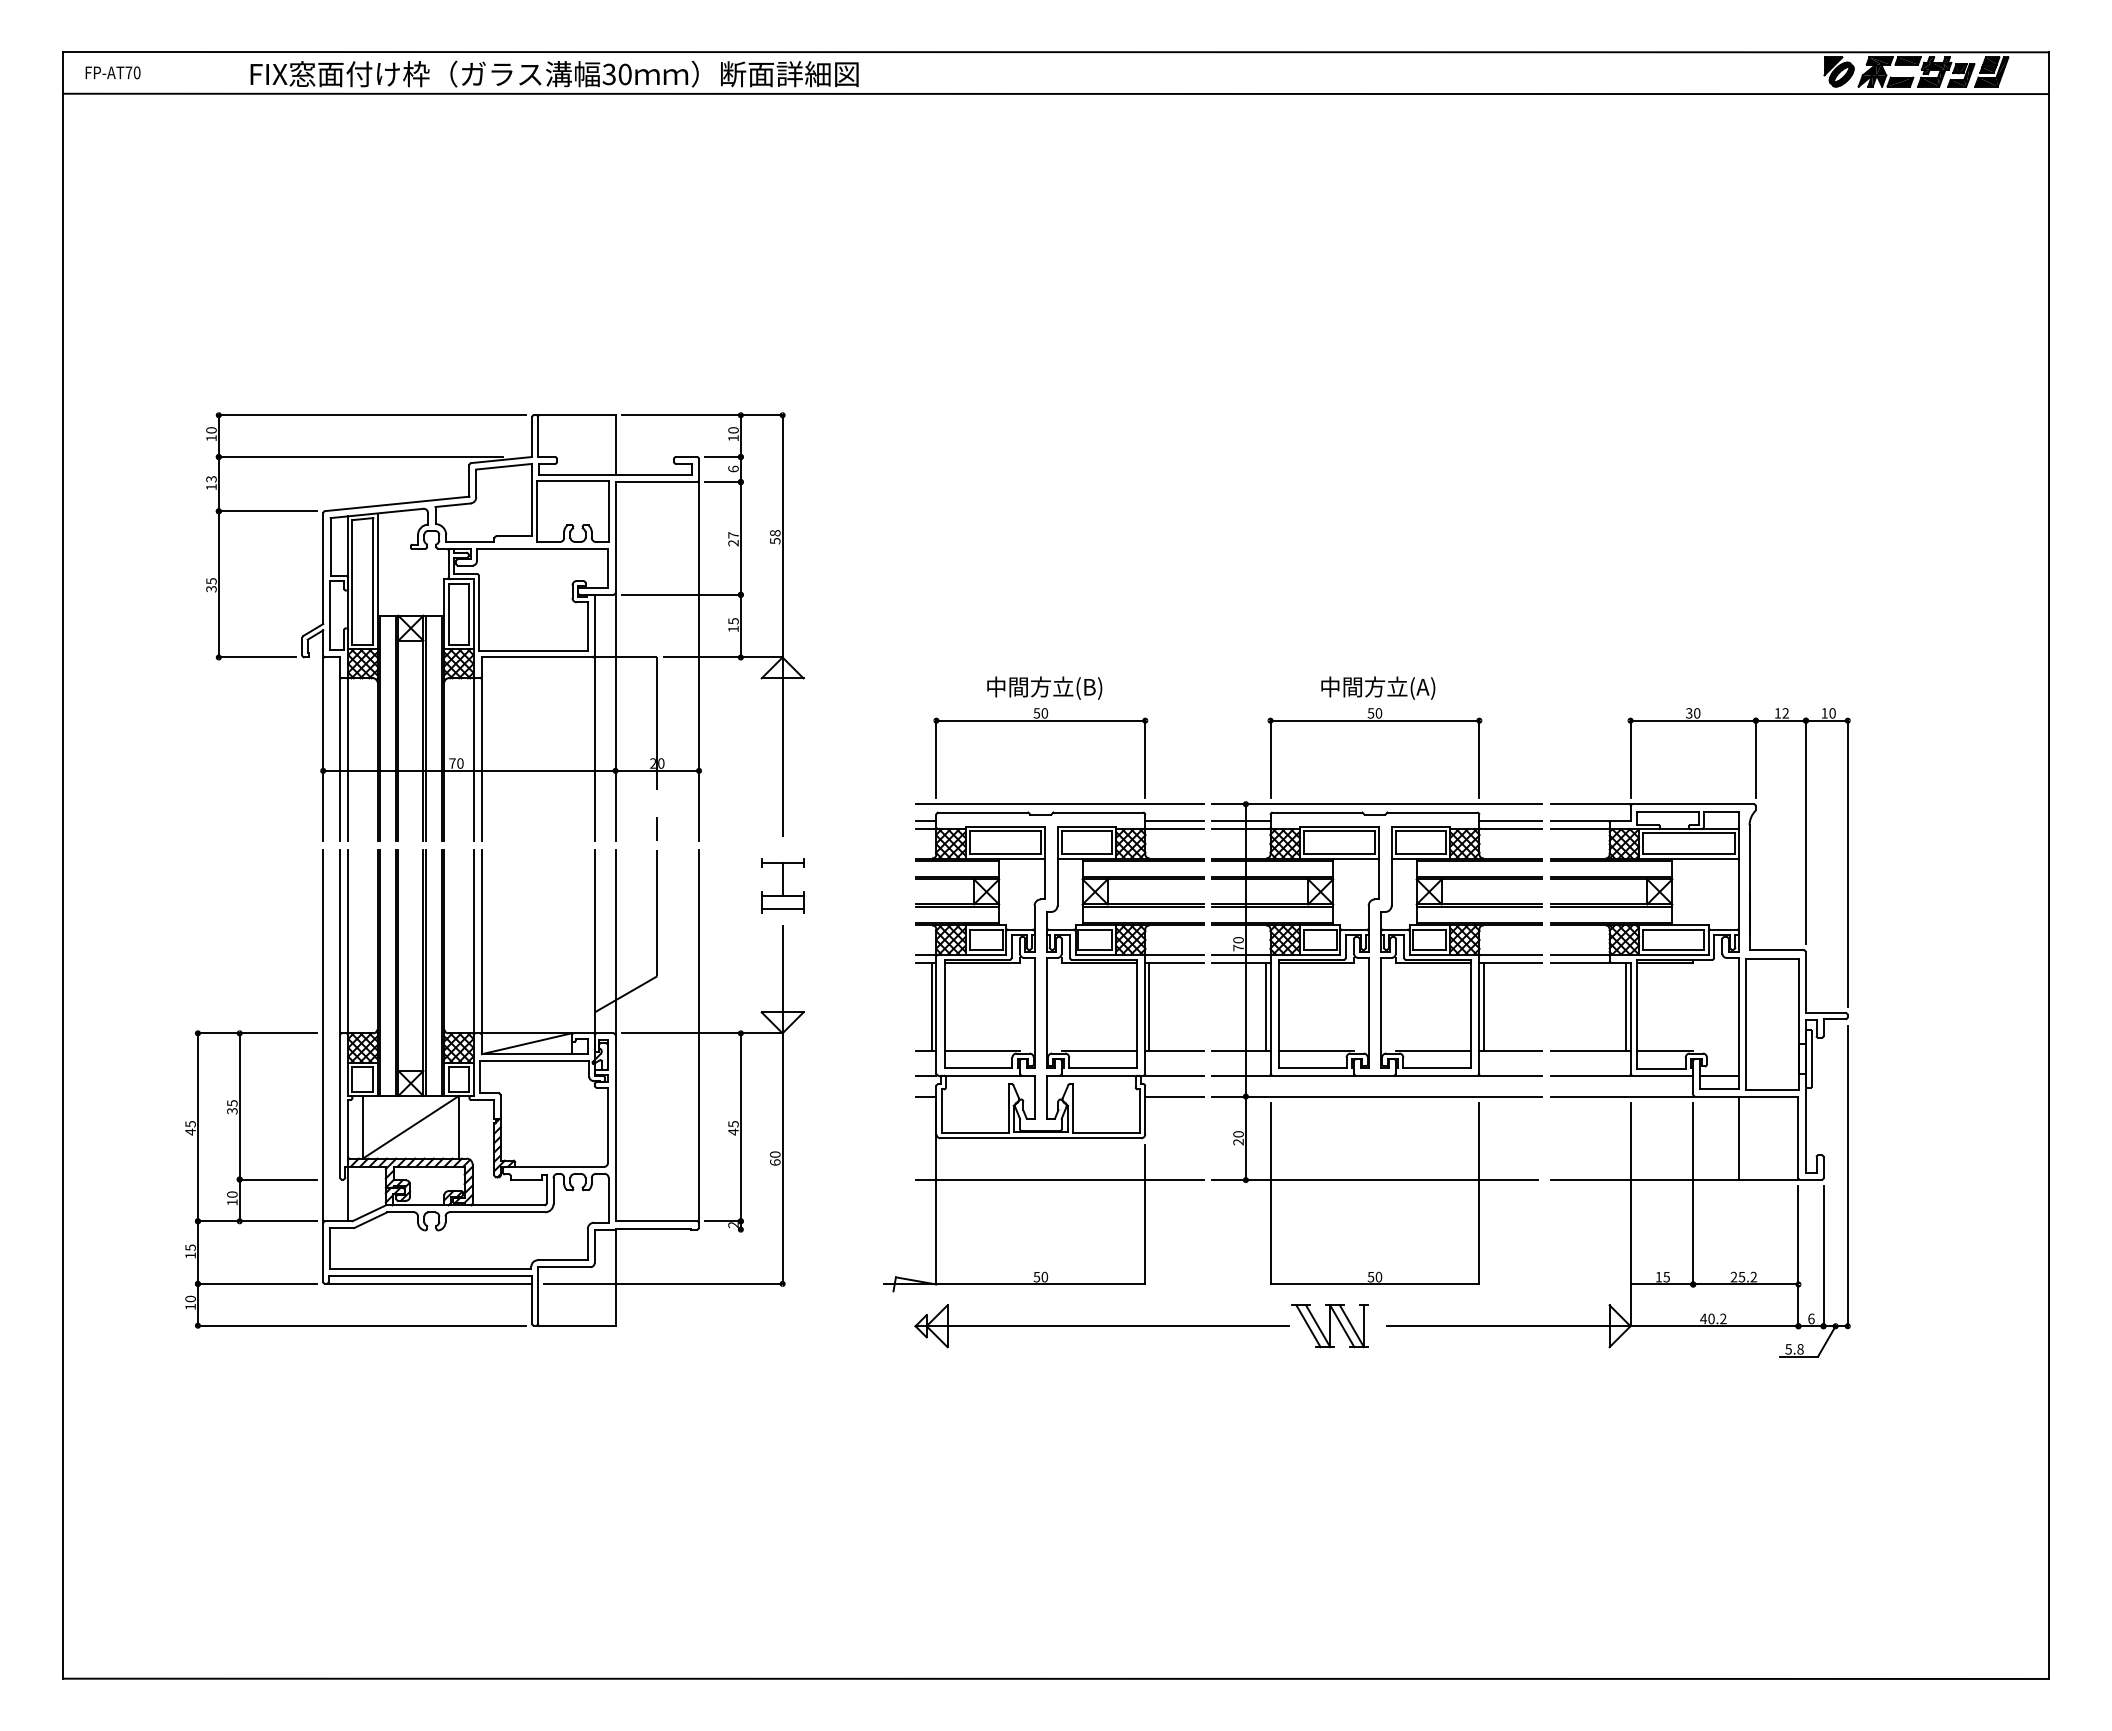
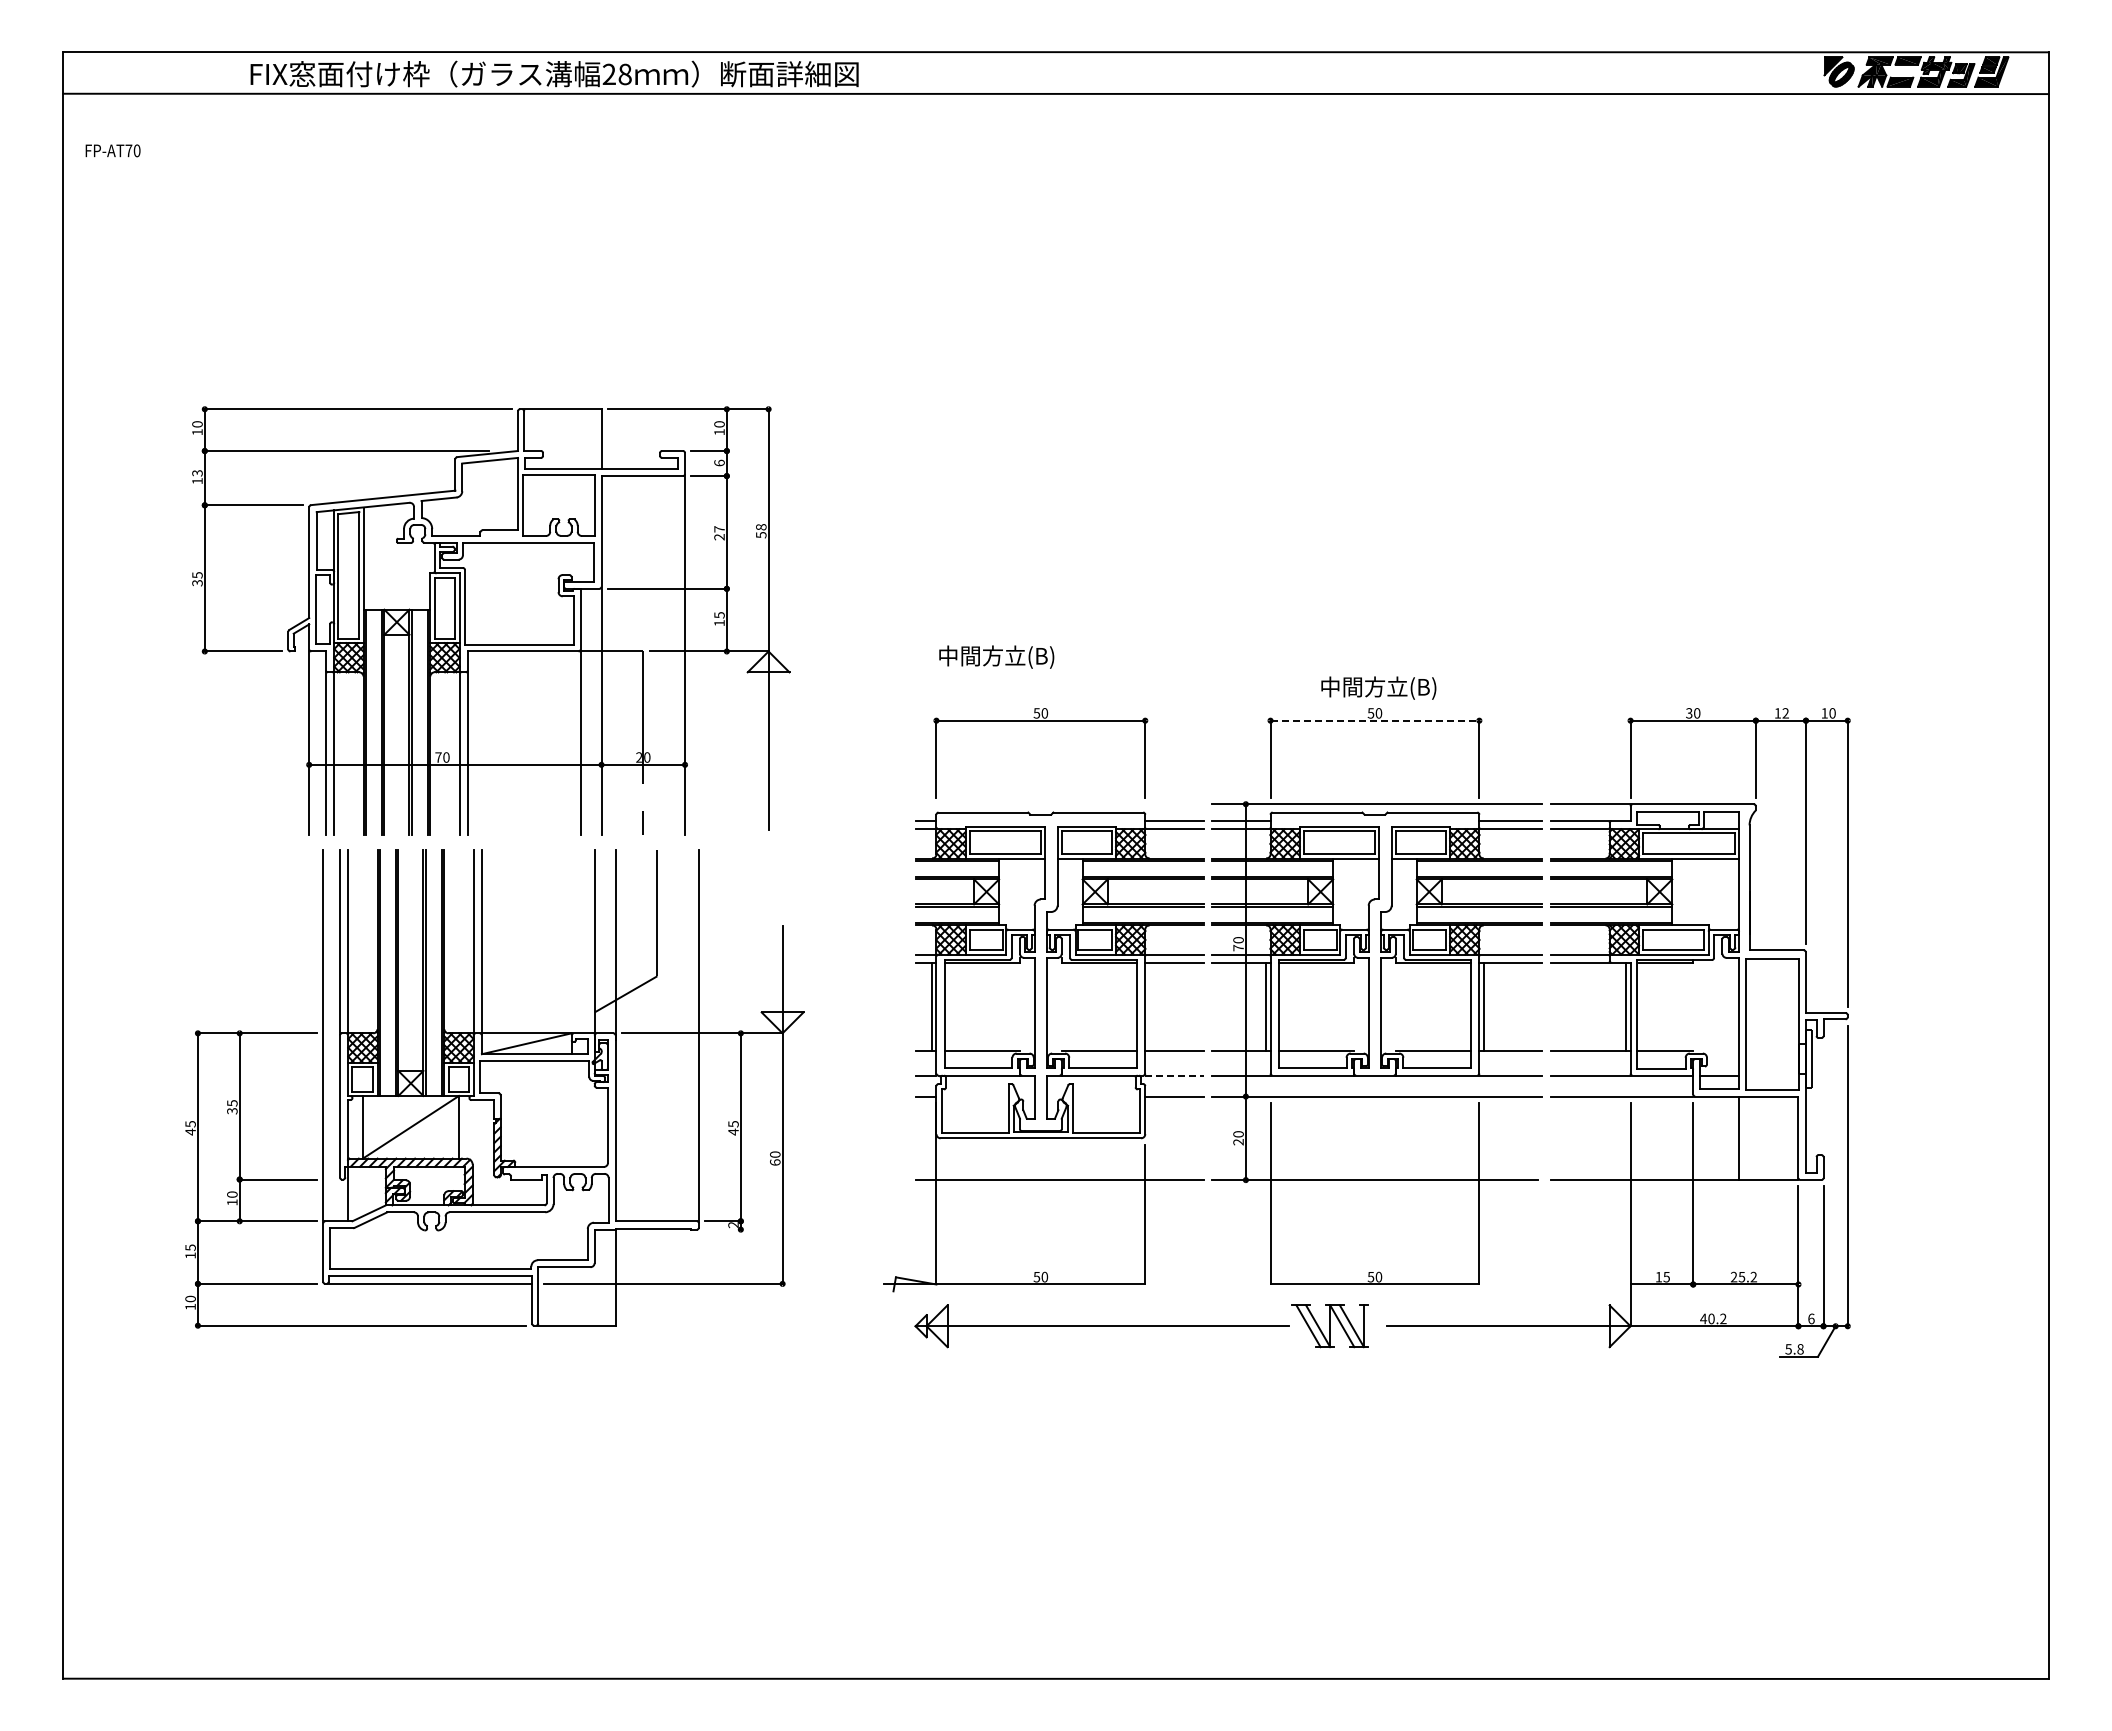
text position: (112, 72) -> (112, 150) (112, 150)
text: 30 -> 28 (616, 74)
part position: (505, 626) -> (491, 620) (491, 620)
text position: (1044, 687) -> (996, 656) (996, 656)
text: 中間方立(A) -> 中間方立(B) (1426, 688)
line: solid -> dashed (1375, 720)
line: present -> none (1059, 804)
part: present -> none (782, 885)
line: present -> none (1149, 1006)
line: solid -> dashed (1175, 1075)
